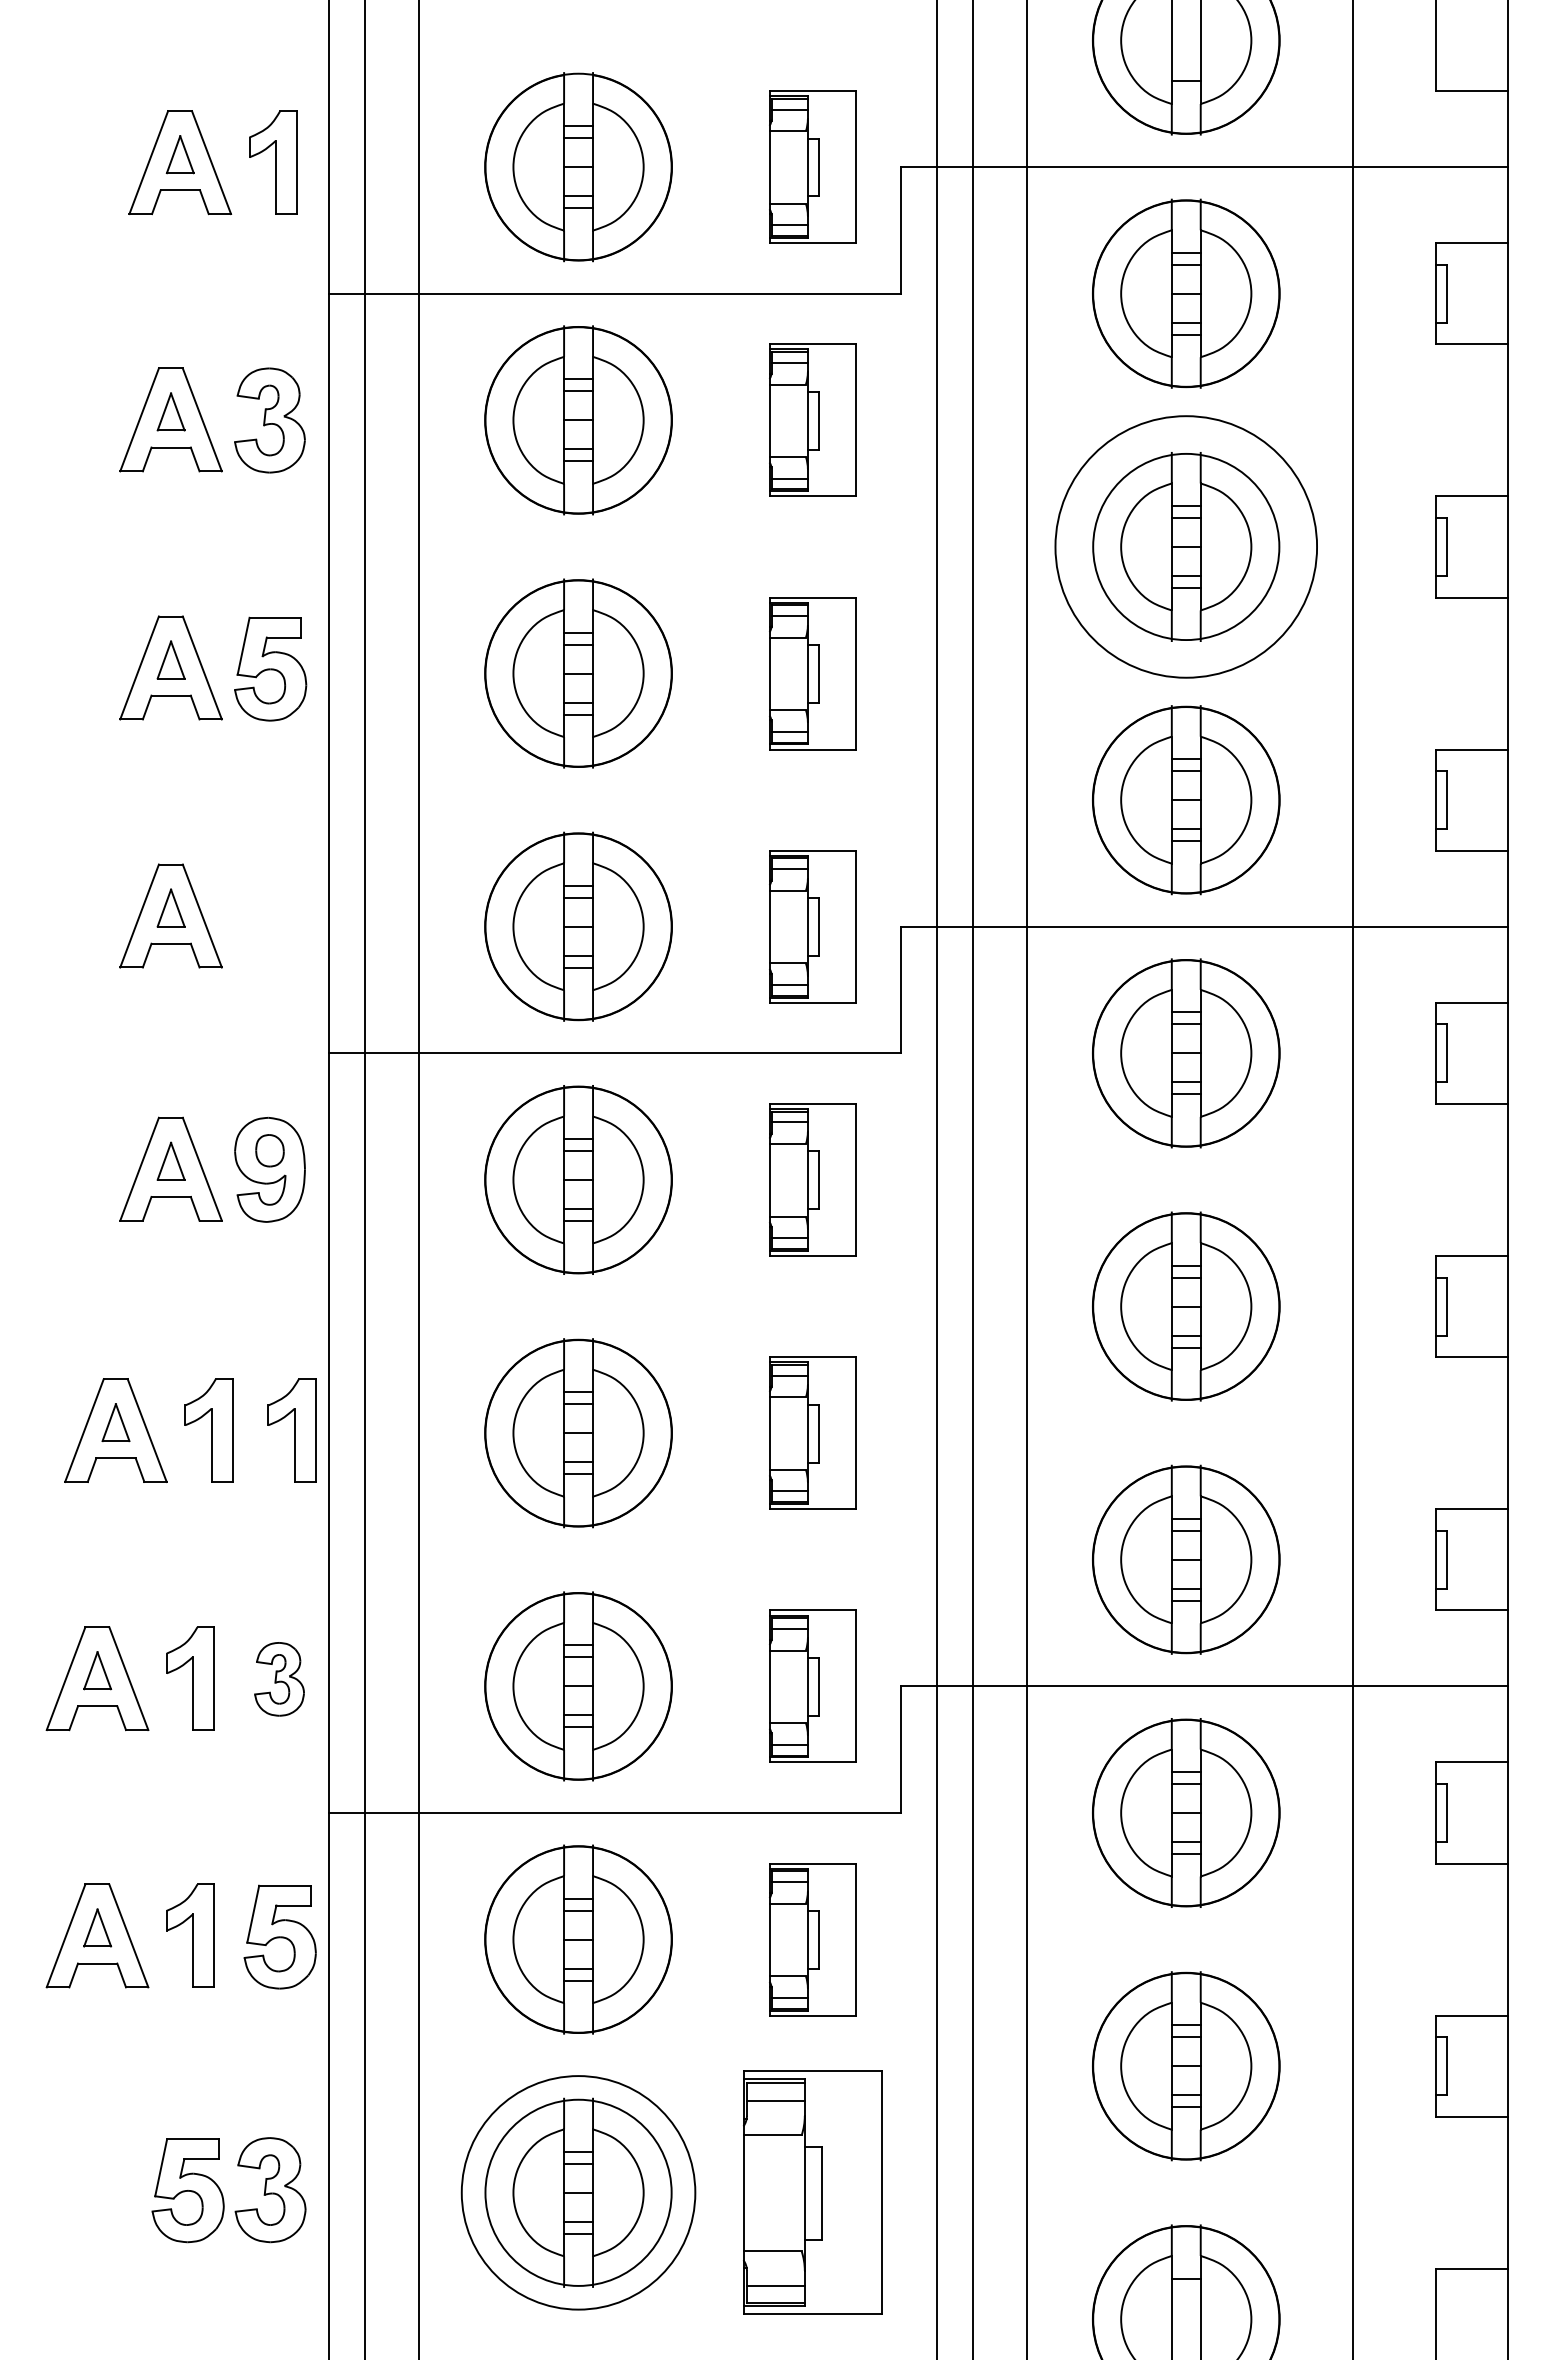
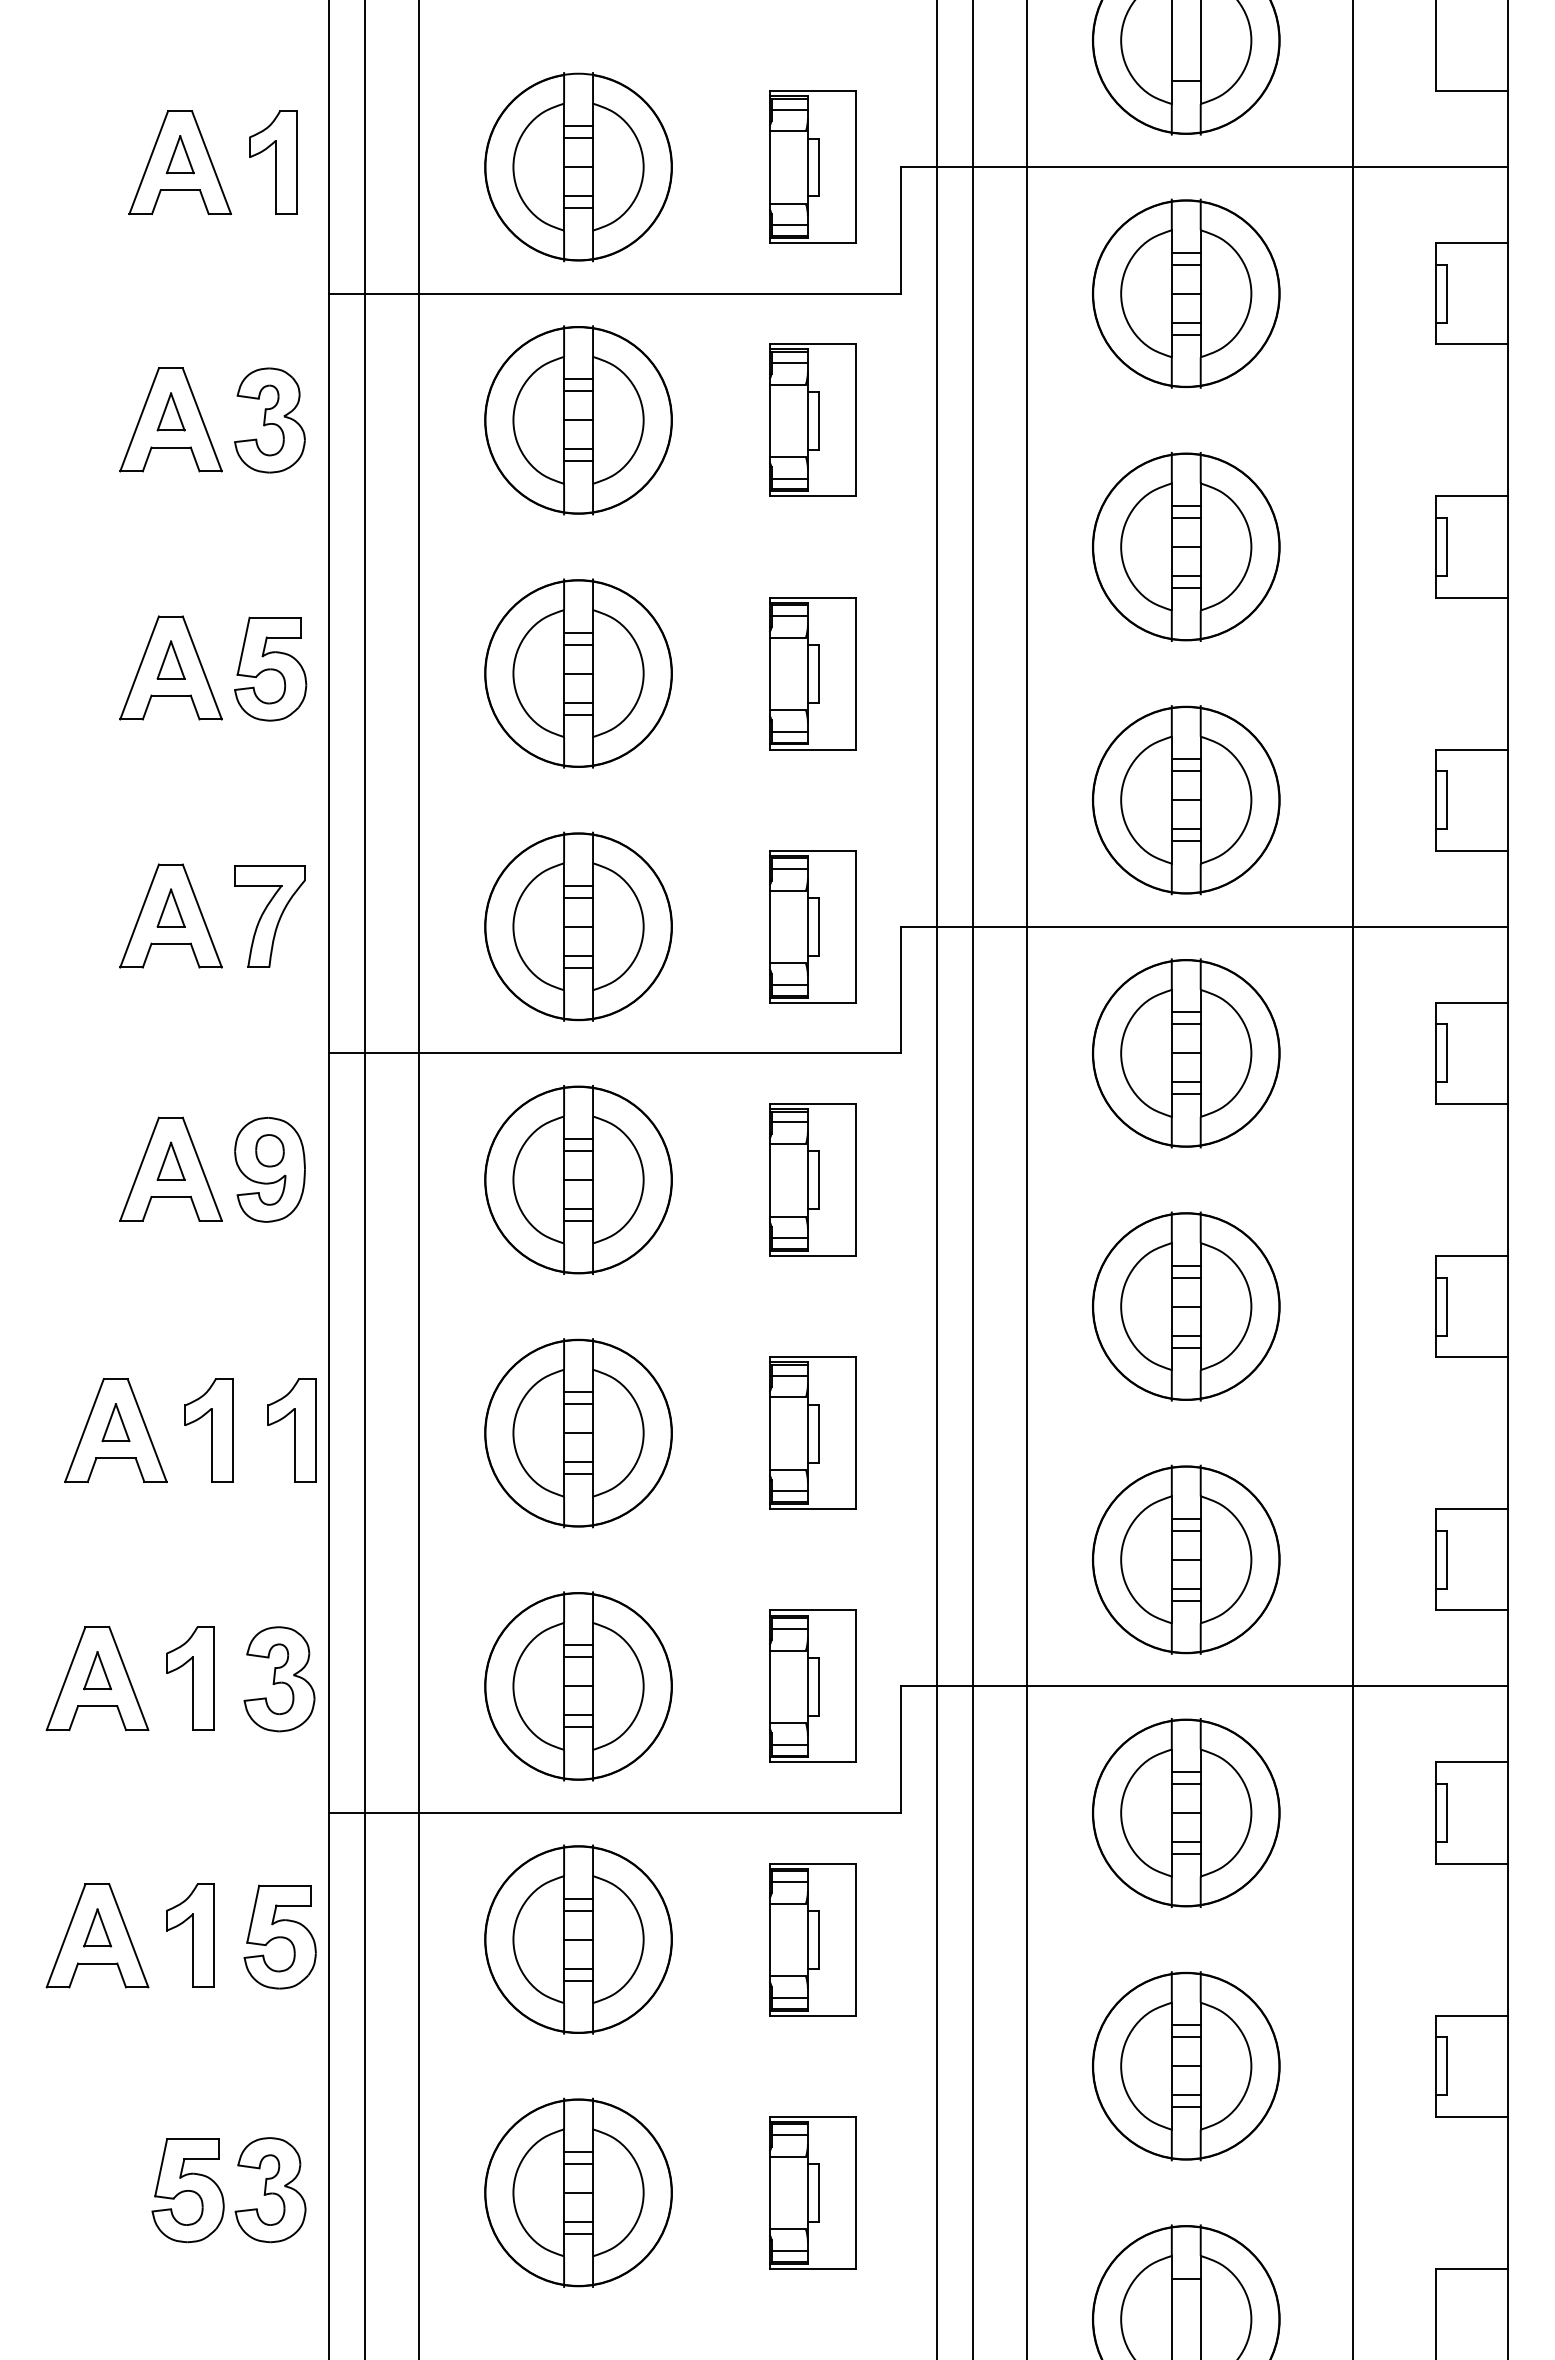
circle diameter: 262 px -> 187 px (1185, 546)
part: none -> present (269, 916)
part size: 51x75 px -> 73x107 px (279, 1679)
circle diameter: 234 px -> 187 px (578, 2192)
part size: 140x245 px -> 88x154 px (812, 2192)
